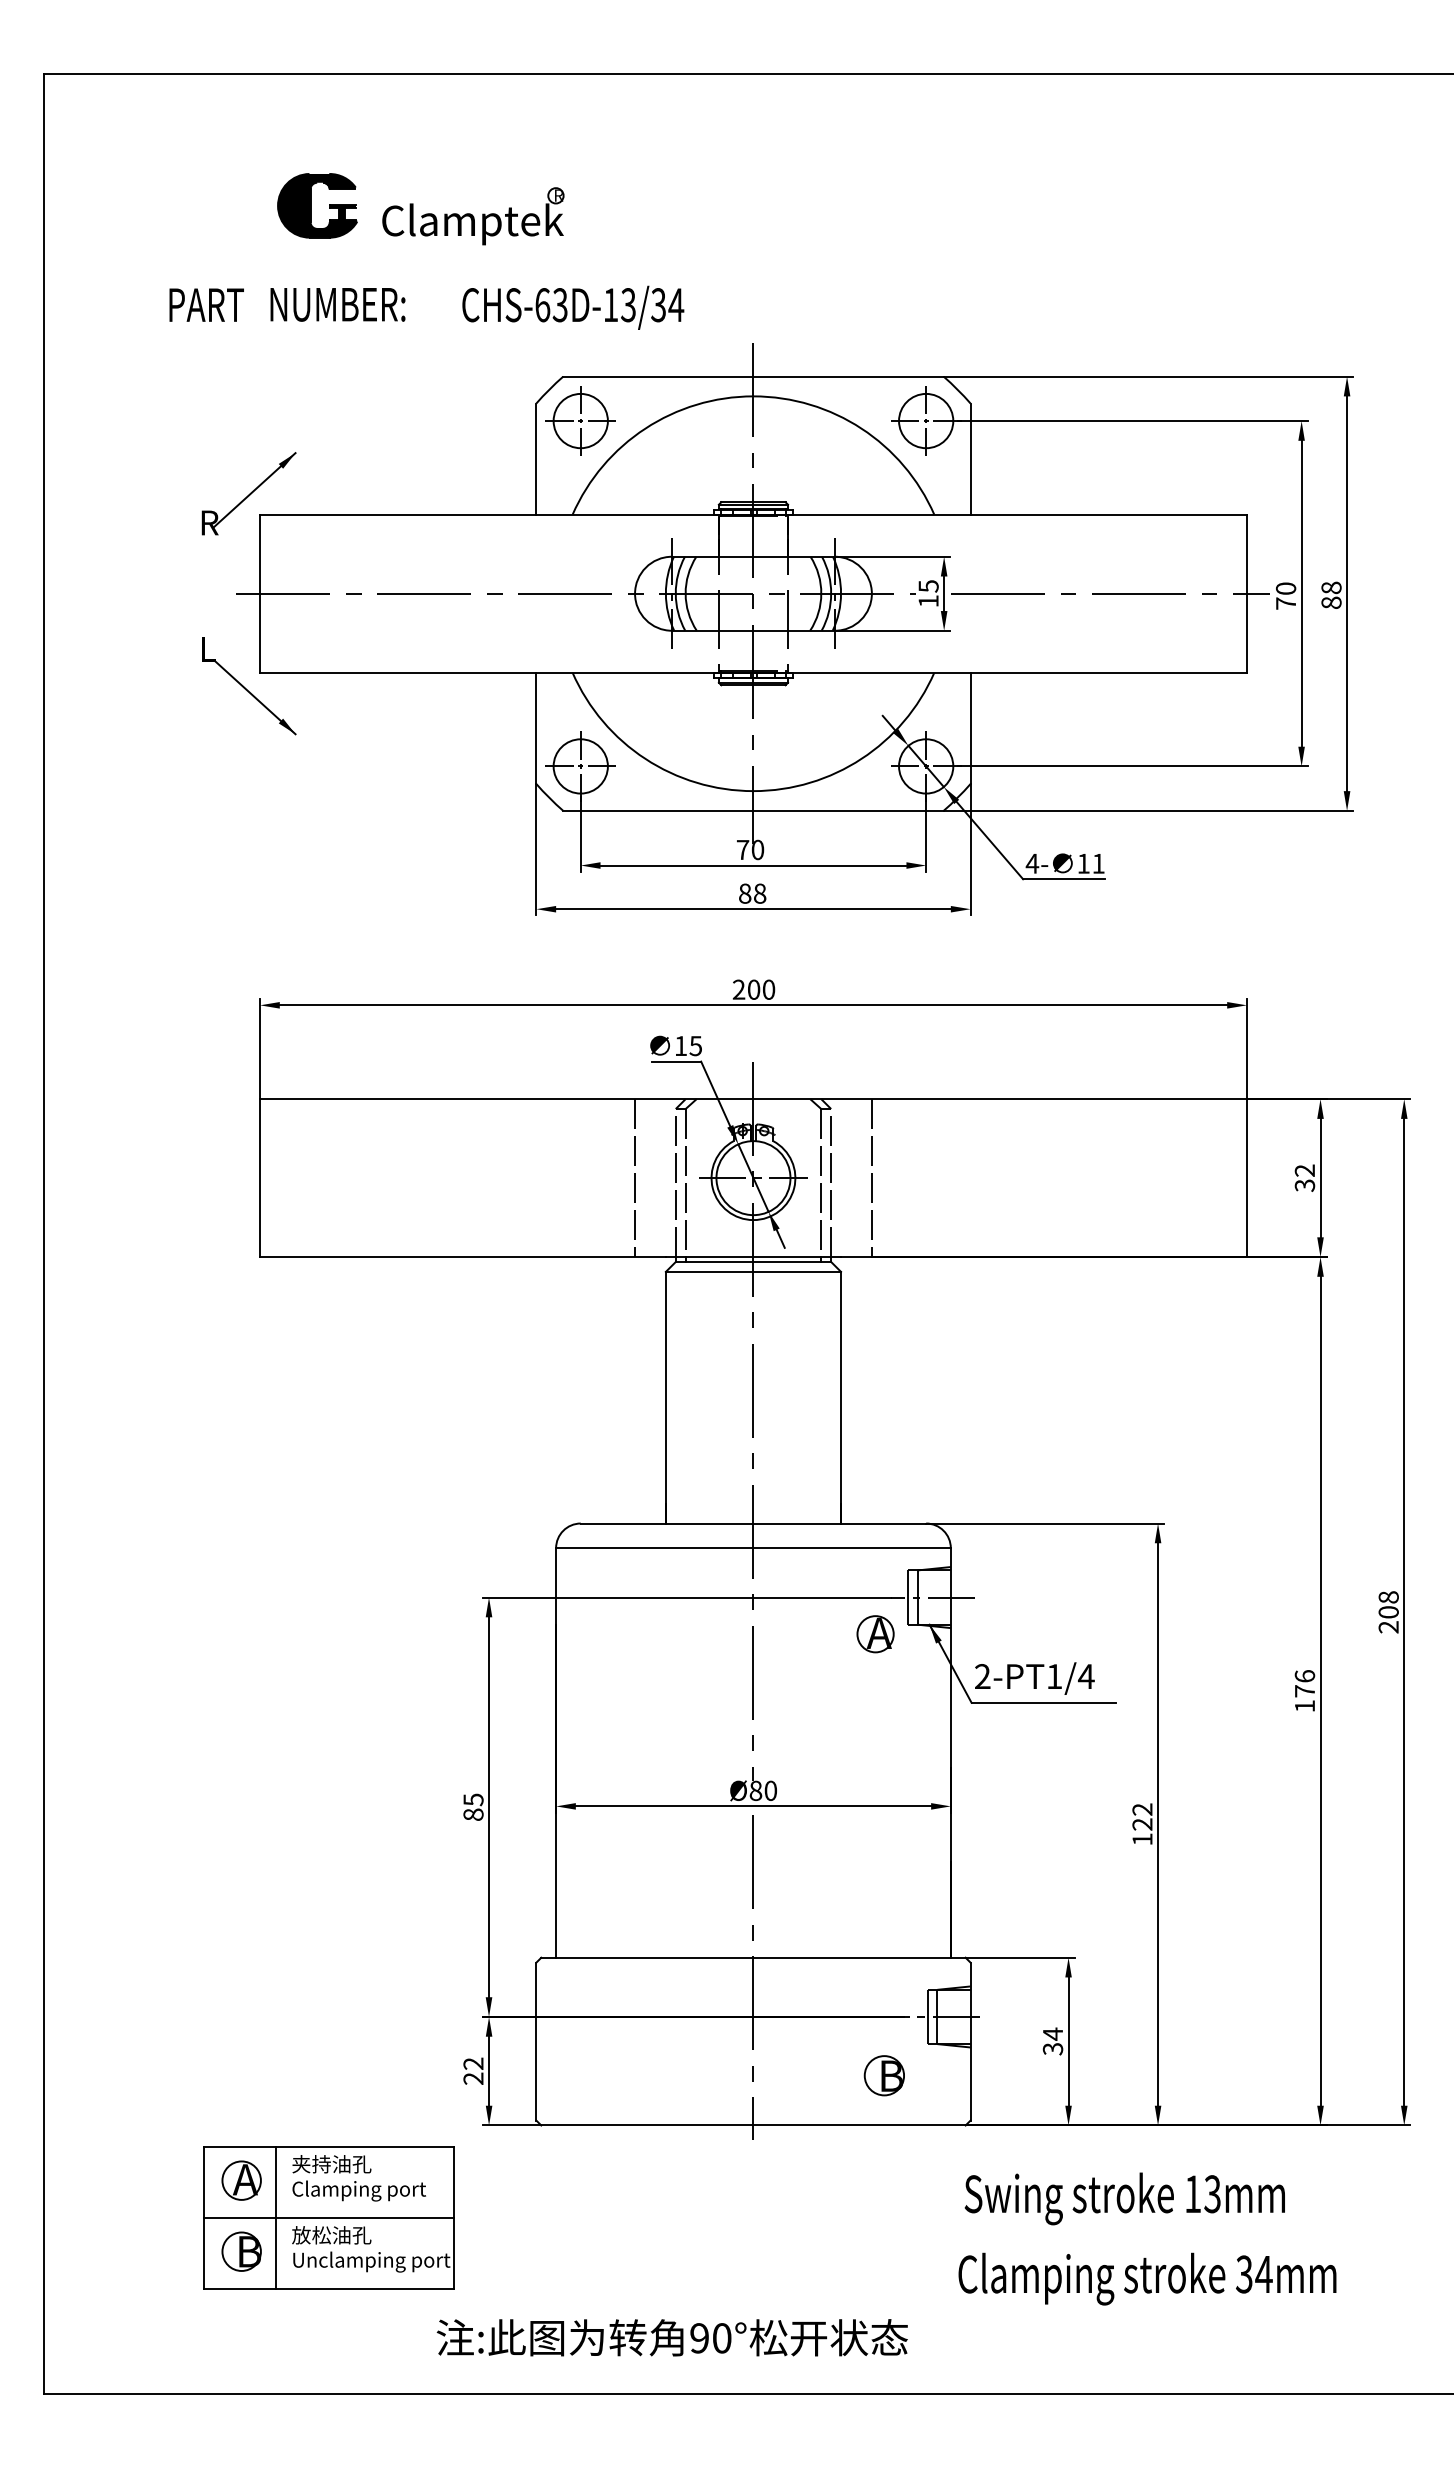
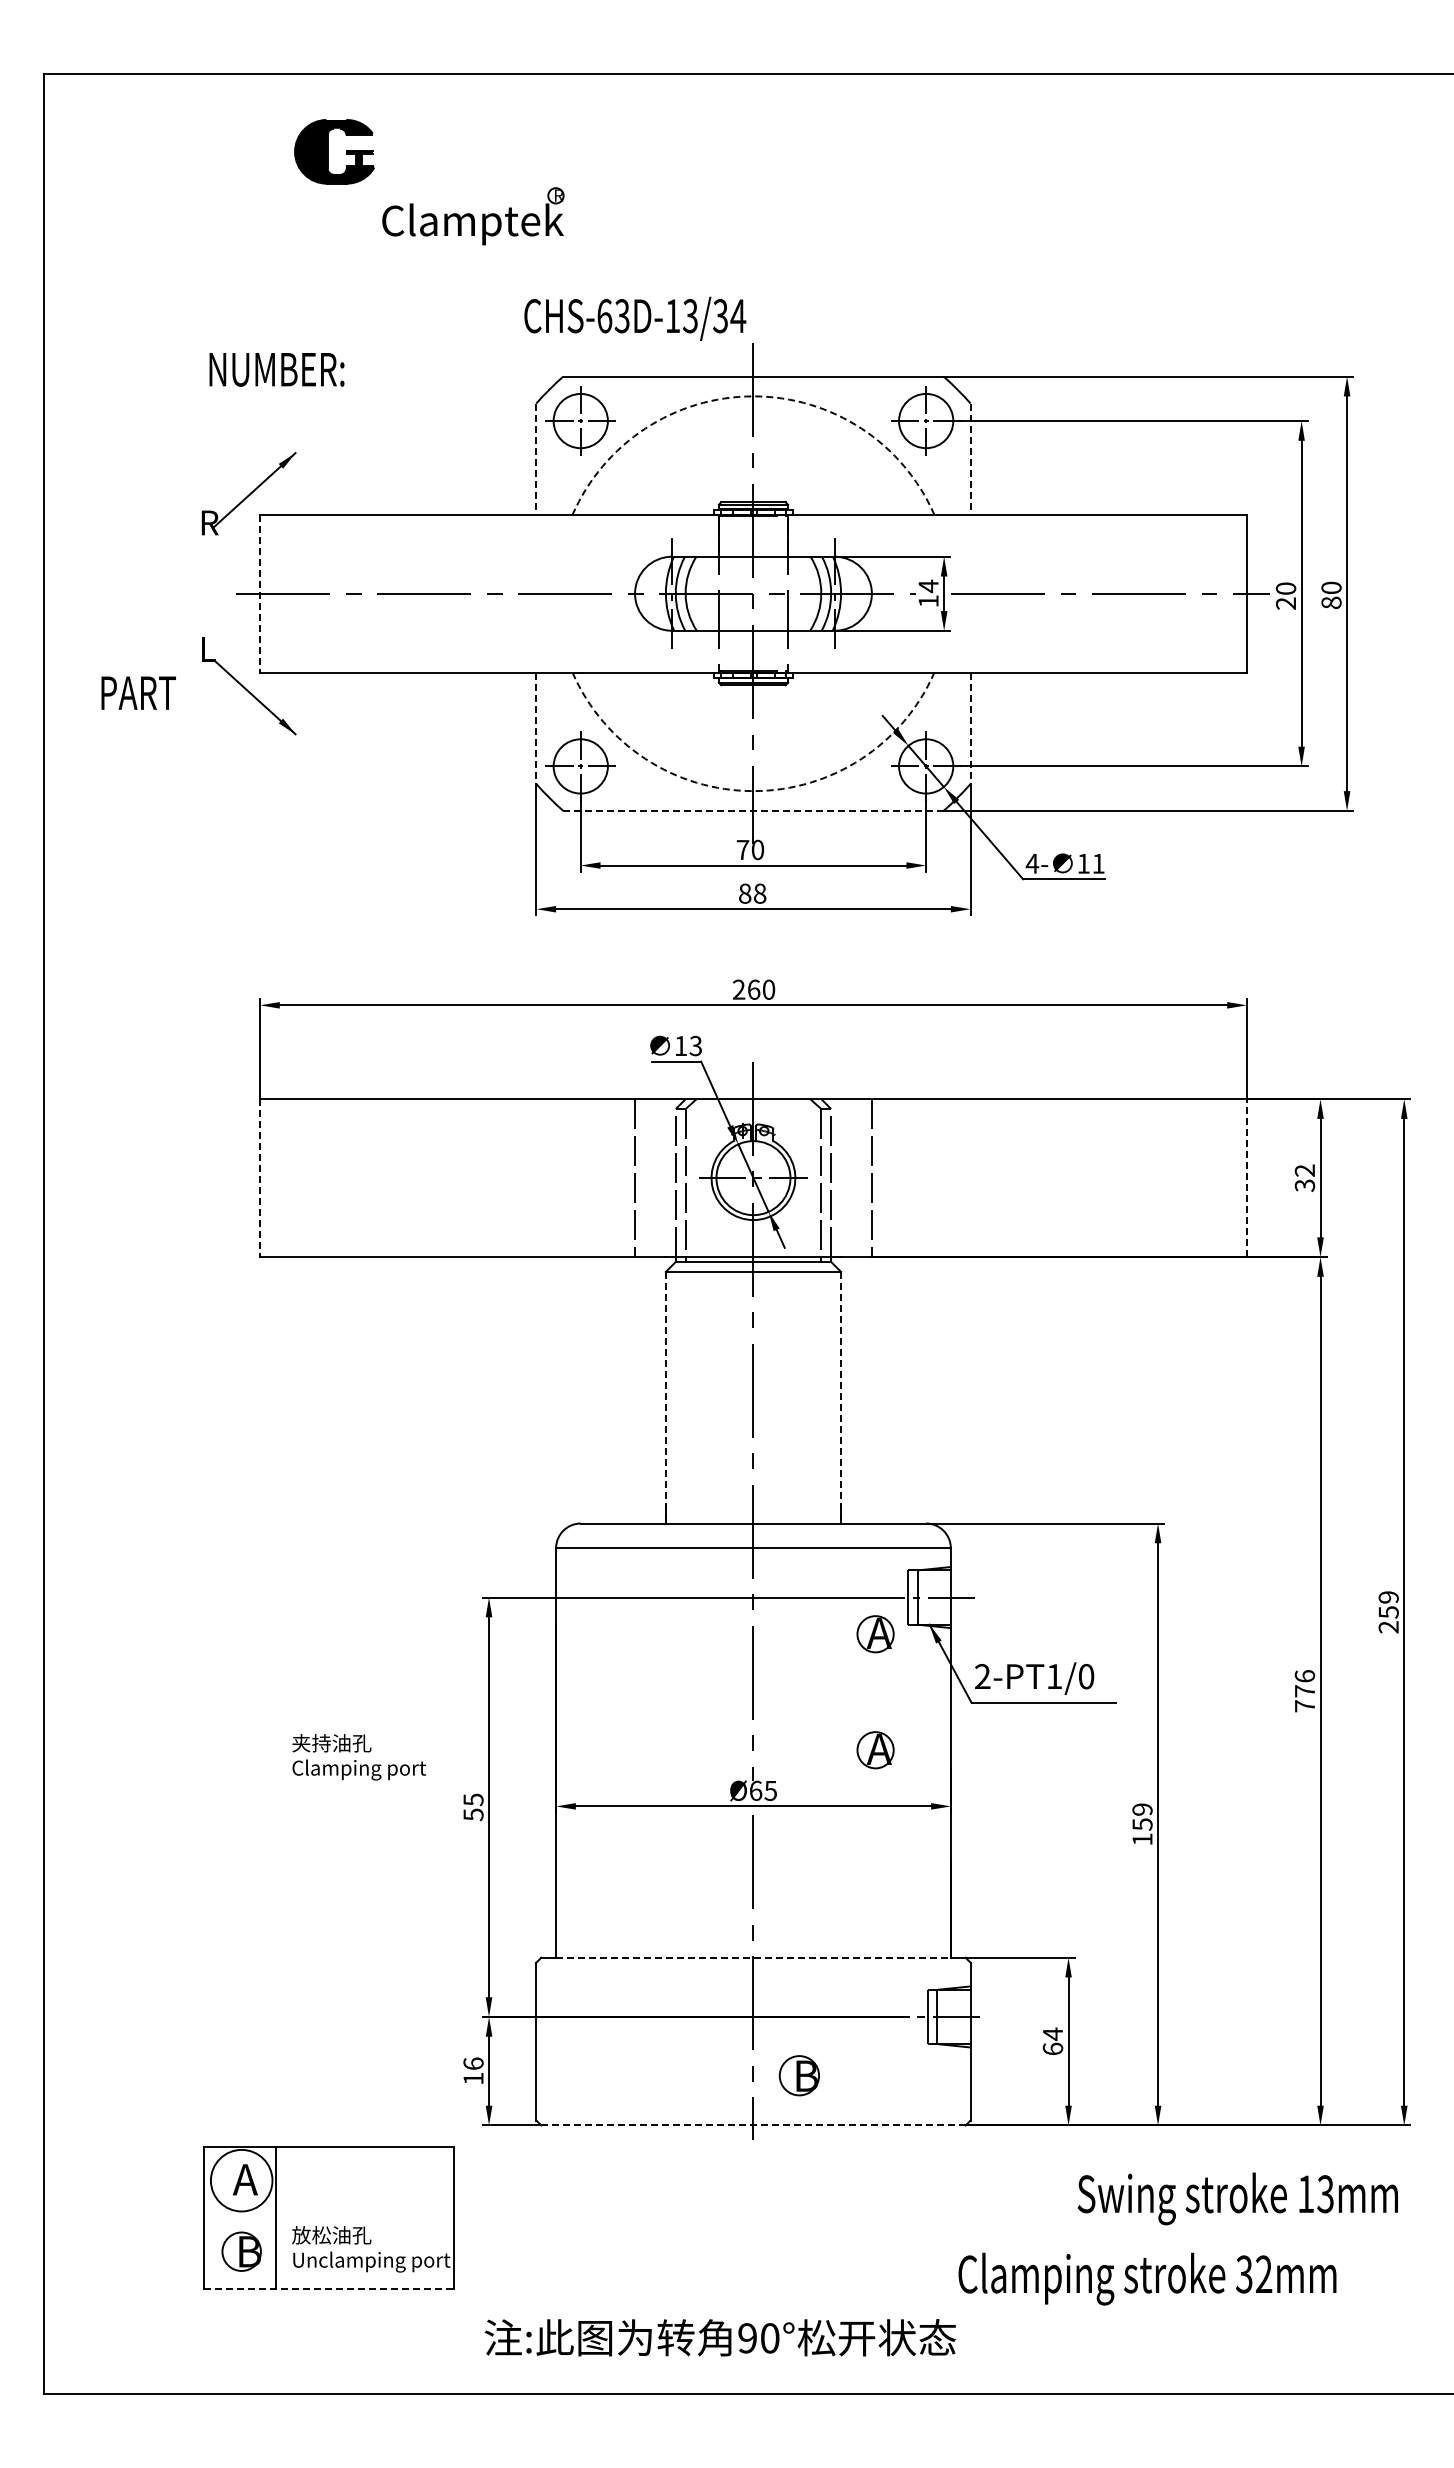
part position: (317, 205) -> (334, 151) (334, 151)
text position: (206, 304) -> (138, 692) (138, 692)
text position: (337, 304) -> (276, 369) (276, 369)
text position: (573, 307) -> (635, 318) (635, 318)
arc: solid -> dashed (753, 396)
line: solid -> dashed (536, 459)
line: solid -> dashed (970, 459)
text: 15 -> 14 (928, 586)
text: 88 -> 80 (1331, 587)
line: solid -> dashed (260, 593)
text: 70 -> 20 (1285, 603)
line: solid -> dashed (536, 728)
line: solid -> dashed (970, 728)
arc: solid -> dashed (753, 791)
line: solid -> dashed (753, 810)
text: 200 -> 260 (754, 989)
text: 15 -> 13 (695, 1045)
line: solid -> dashed (260, 1178)
line: solid -> dashed (1246, 1178)
line: solid -> dashed (665, 1397)
line: solid -> dashed (841, 1397)
text: 208 -> 259 (1388, 1604)
text: 2-PT1/4 -> 2-PT1/0 (1085, 1676)
text: 176 -> 776 (1304, 1706)
part: none -> present (875, 1750)
text: Ø80 -> Ø65 (762, 1790)
text: 85 -> 55 (473, 1814)
text: 122 -> 159 (1142, 1816)
line: solid -> dashed (753, 1957)
text: 34 -> 64 (1052, 2048)
text: 22 -> 16 (473, 2070)
part position: (883, 2075) -> (798, 2075) (798, 2075)
line: solid -> dashed (753, 2125)
text position: (358, 2178) -> (358, 1757) (358, 1757)
circle diameter: 38 px -> 62 px (241, 2180)
text position: (1124, 2198) -> (1237, 2198) (1237, 2198)
line: present -> none (328, 2217)
text: 34mm -> 32mm (1263, 2273)
line: solid -> dashed (328, 2288)
text position: (671, 2337) -> (719, 2337) (719, 2337)
